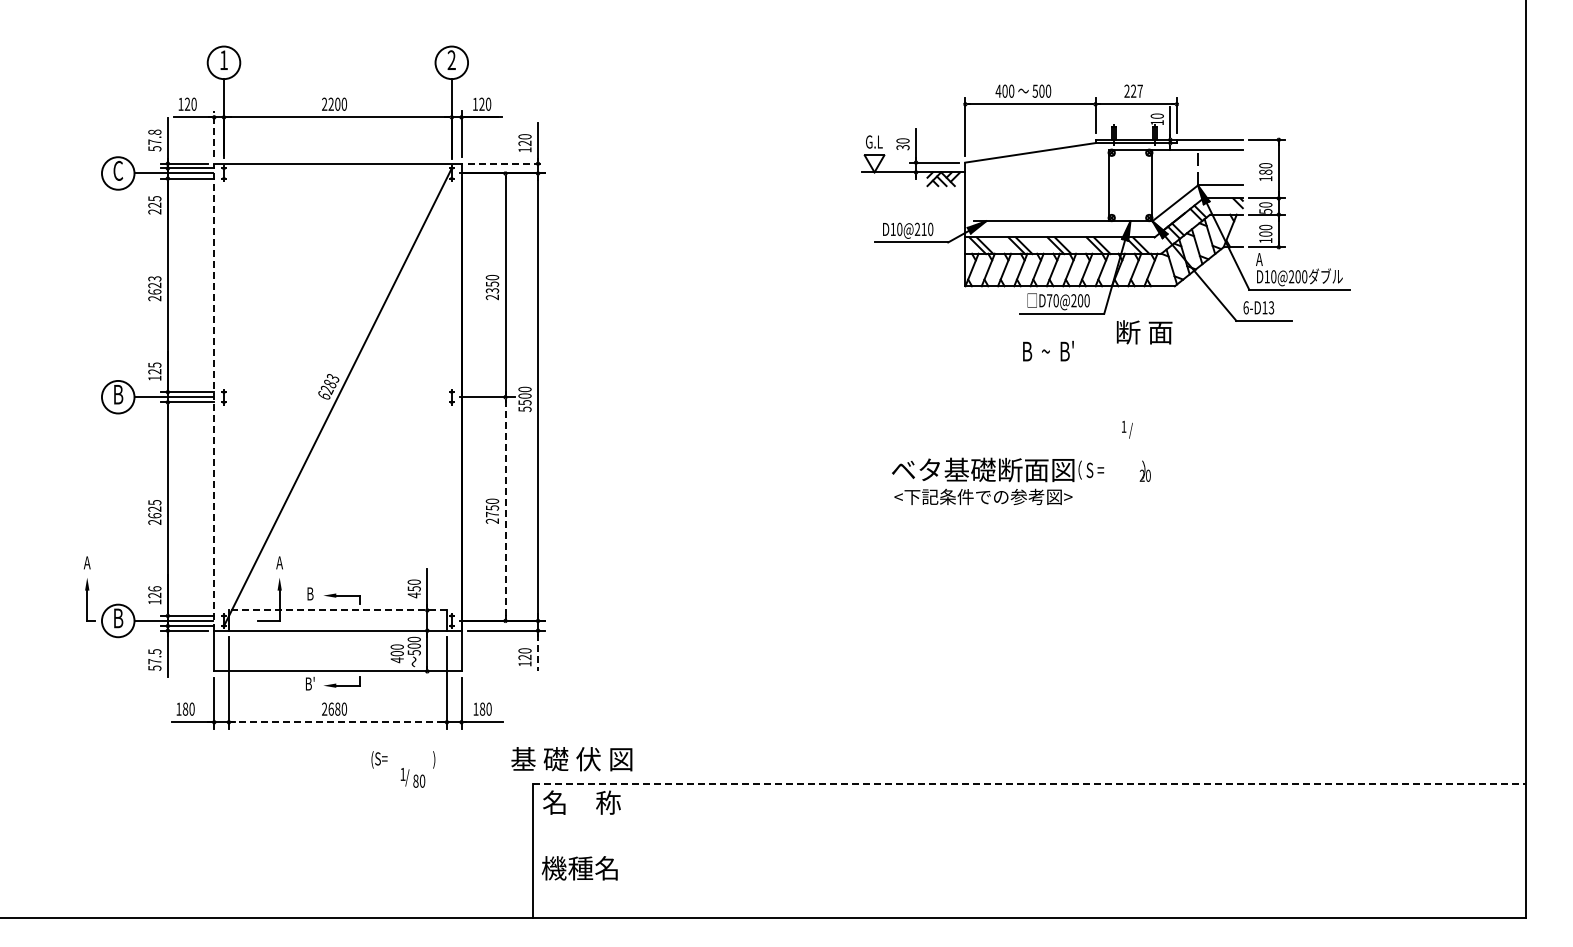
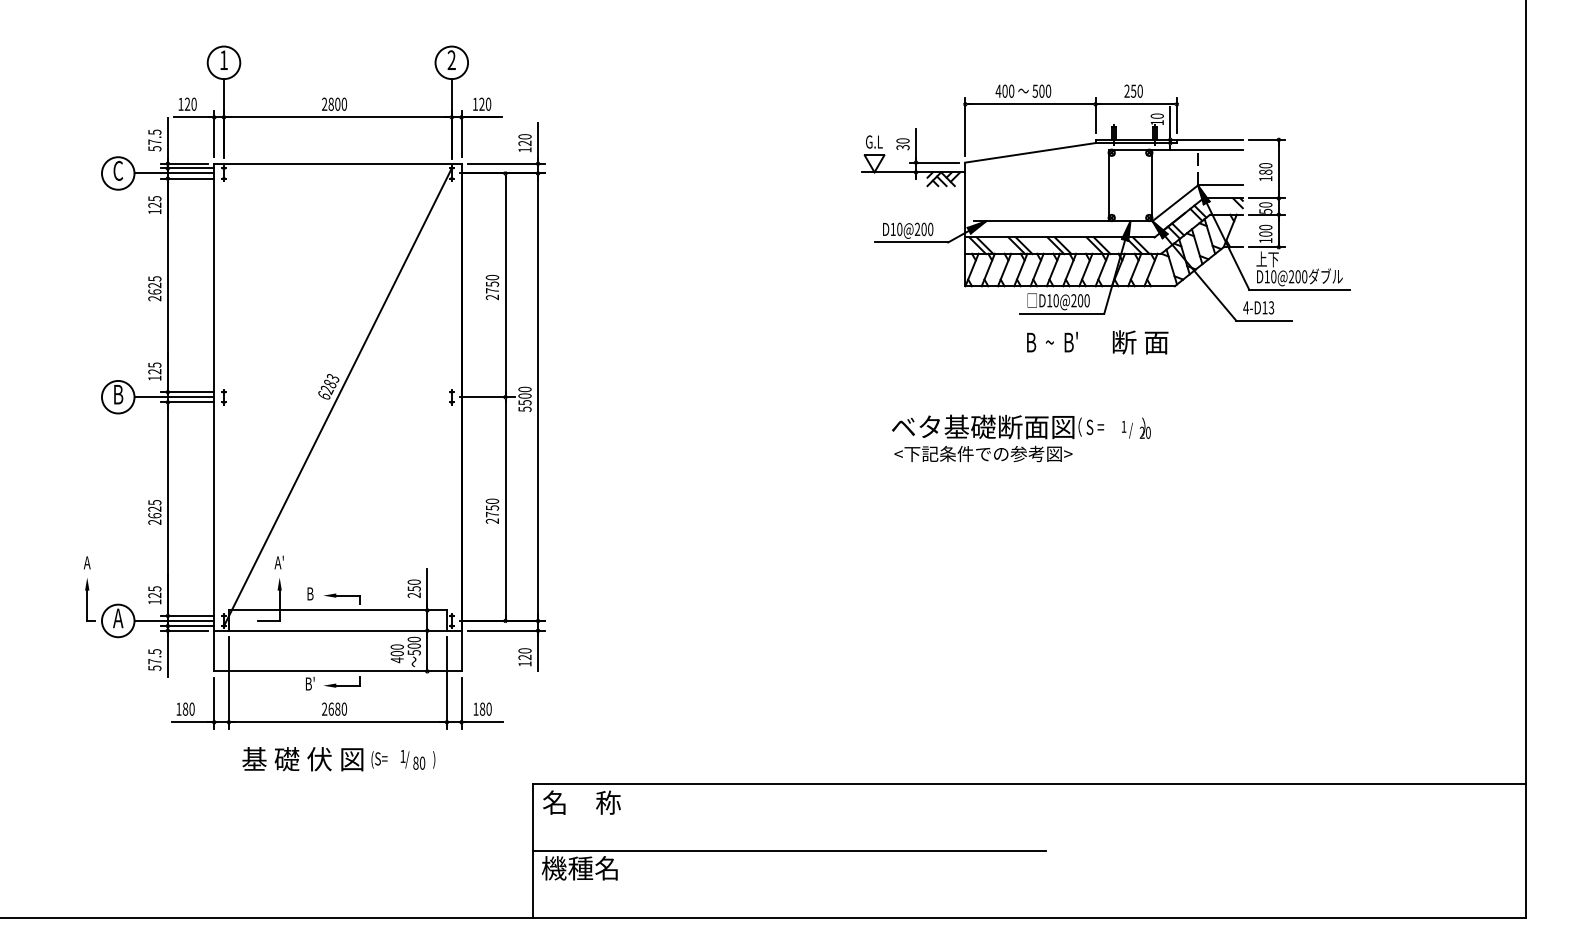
text: 227 -> 250 (1136, 90)
text: 2200 -> 2800 (330, 103)
text: 57.8 -> 57.5 (154, 131)
line: dashed -> solid (214, 133)
line: dashed -> solid (506, 163)
text: 225 -> 125 (154, 211)
text: D10@210 -> D10@200 (923, 229)
text: A -> 上下 (1267, 259)
text: 2623 -> 2625 (153, 278)
text: 2350 -> 2750 (492, 290)
text: D70@200 -> D10@200 (1049, 300)
text: 6-D13 -> 4-D13 (1245, 307)
text position: (1144, 332) -> (1140, 342) (1140, 342)
text position: (1048, 350) -> (1052, 341) (1052, 341)
line: dashed -> solid (214, 396)
text position: (1021, 481) -> (1021, 438) (1021, 438)
line: dashed -> solid (505, 509)
text: A -> A' (278, 562)
text: 126 -> 125 (154, 588)
text: 450 -> 250 (413, 595)
line: dashed -> solid (337, 610)
text: B -> A (118, 618)
line: dashed -> solid (538, 652)
line: dashed -> solid (337, 722)
text position: (571, 759) -> (302, 759) (302, 759)
text position: (412, 777) -> (412, 759) (412, 759)
line: dashed -> solid (1029, 783)
line: none -> present (789, 851)
